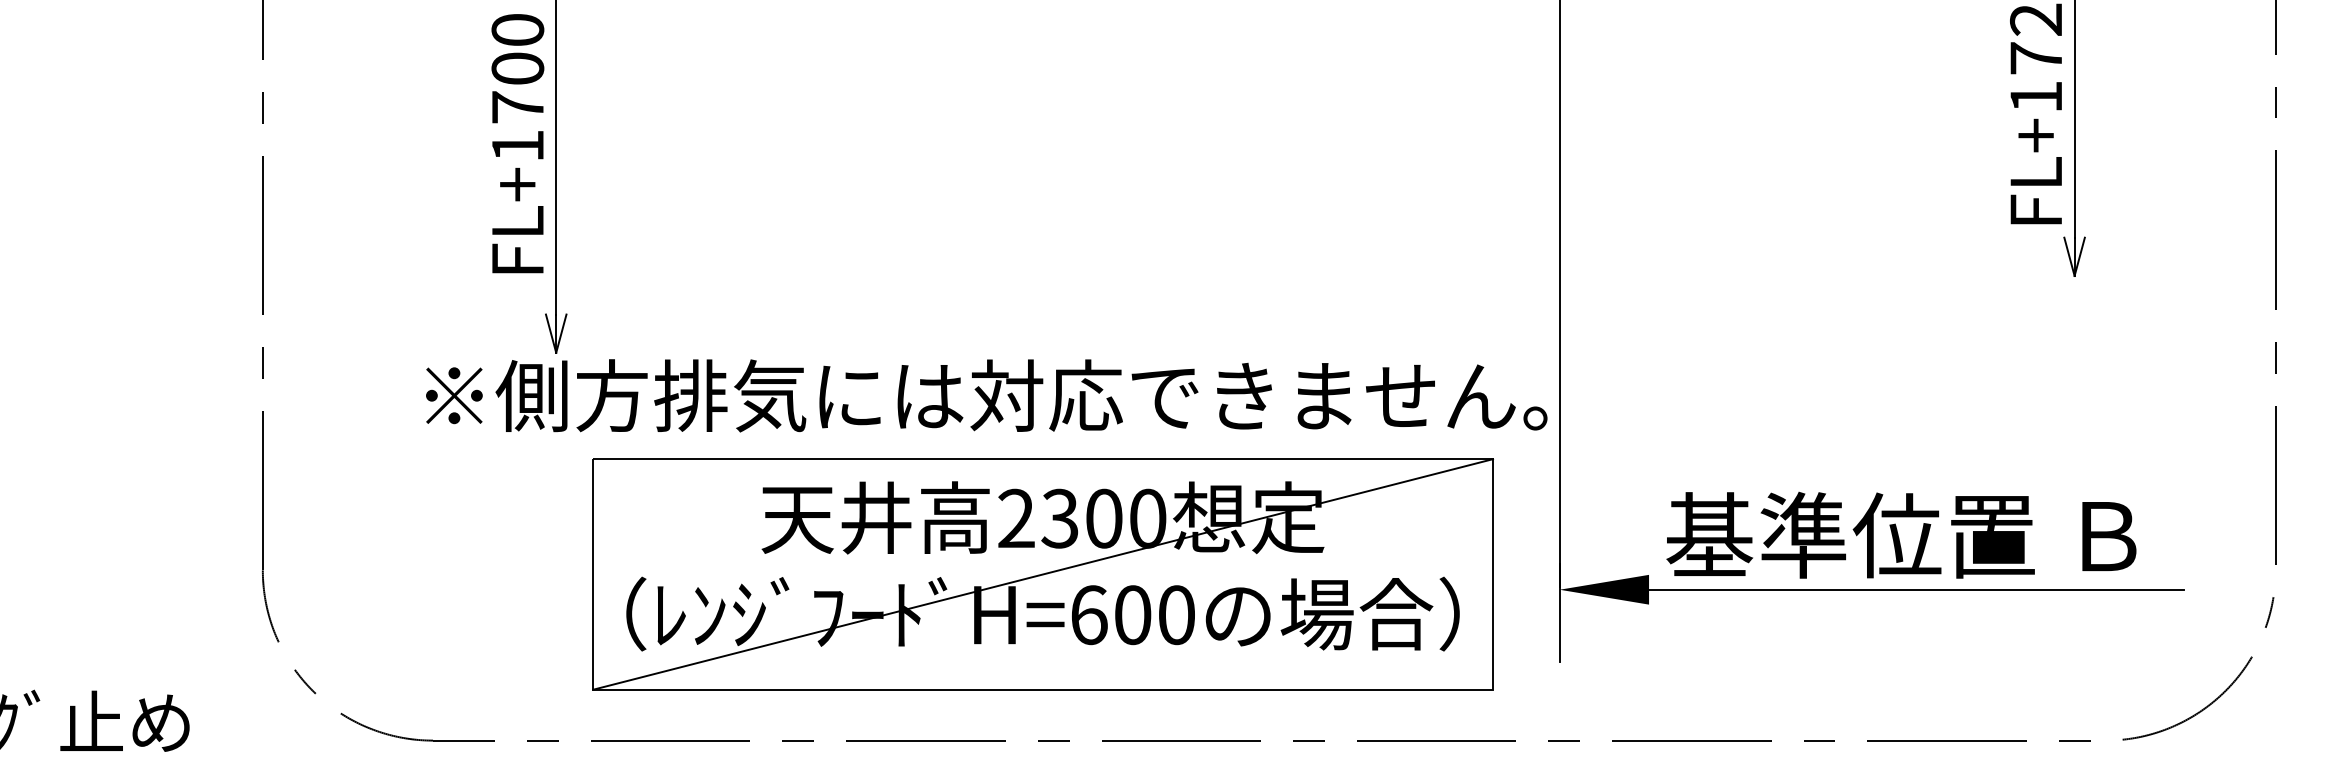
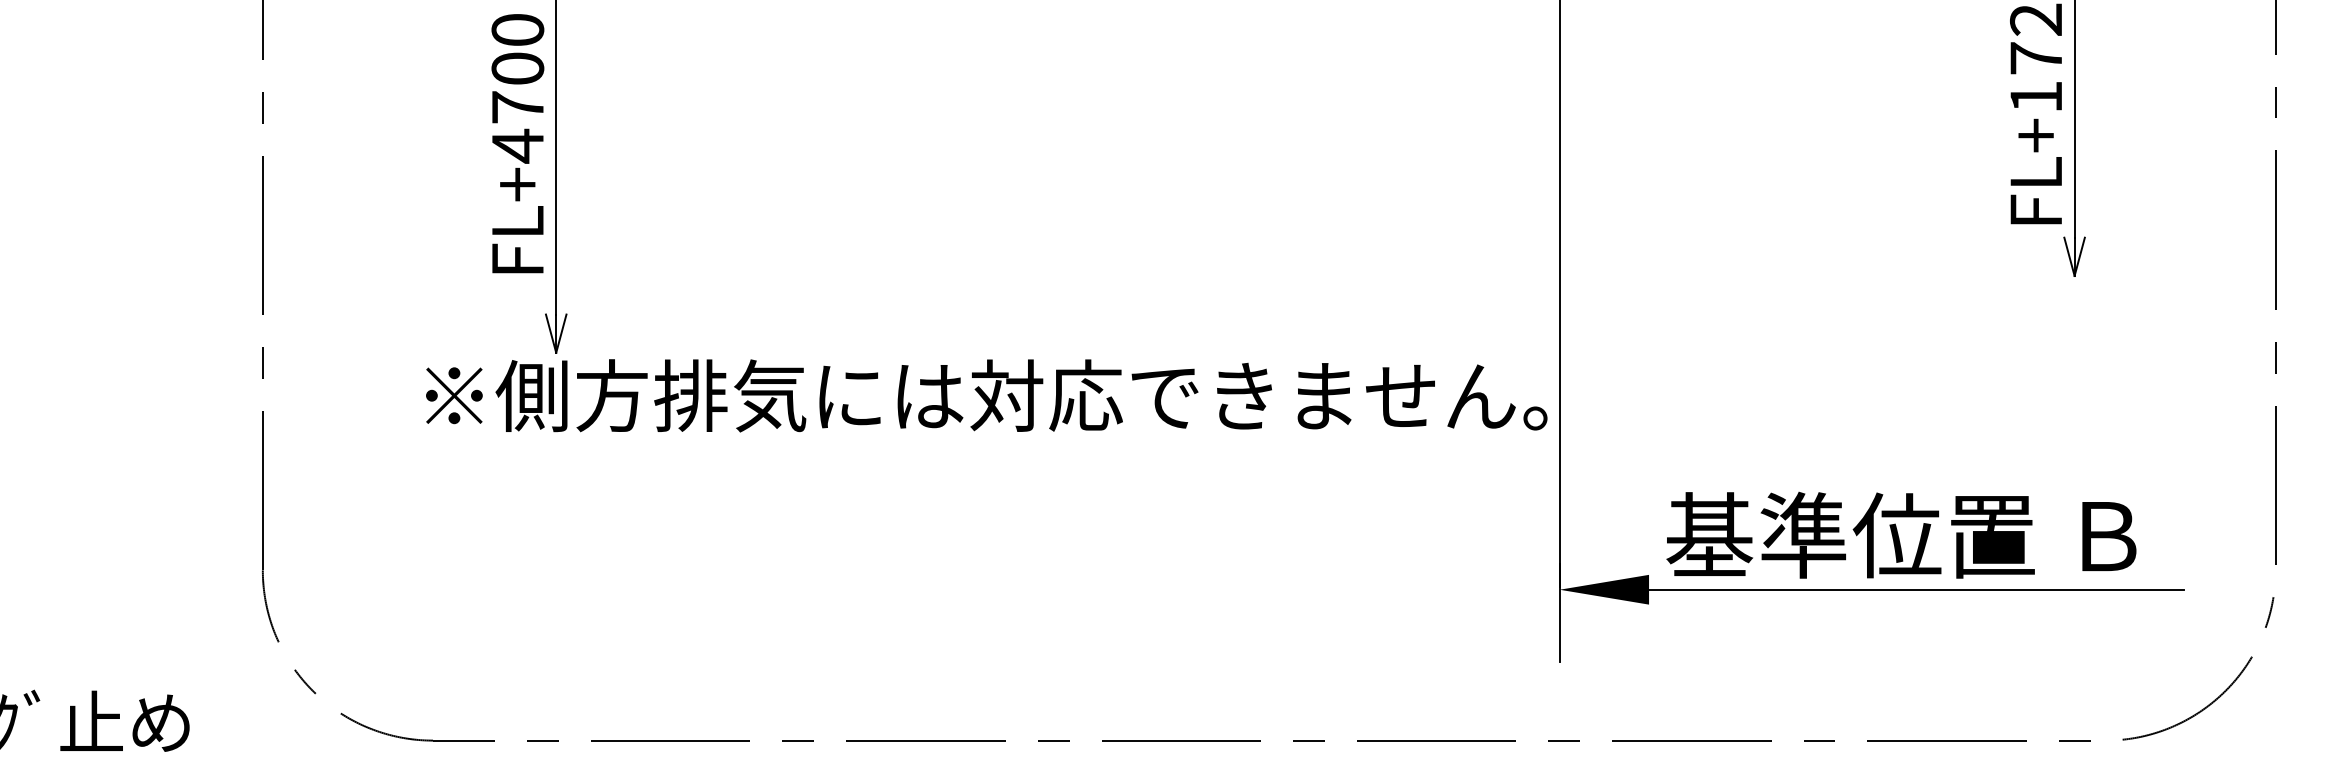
text: FL+1700 -> FL+4700 (517, 145)
part: present -> none (1042, 574)
